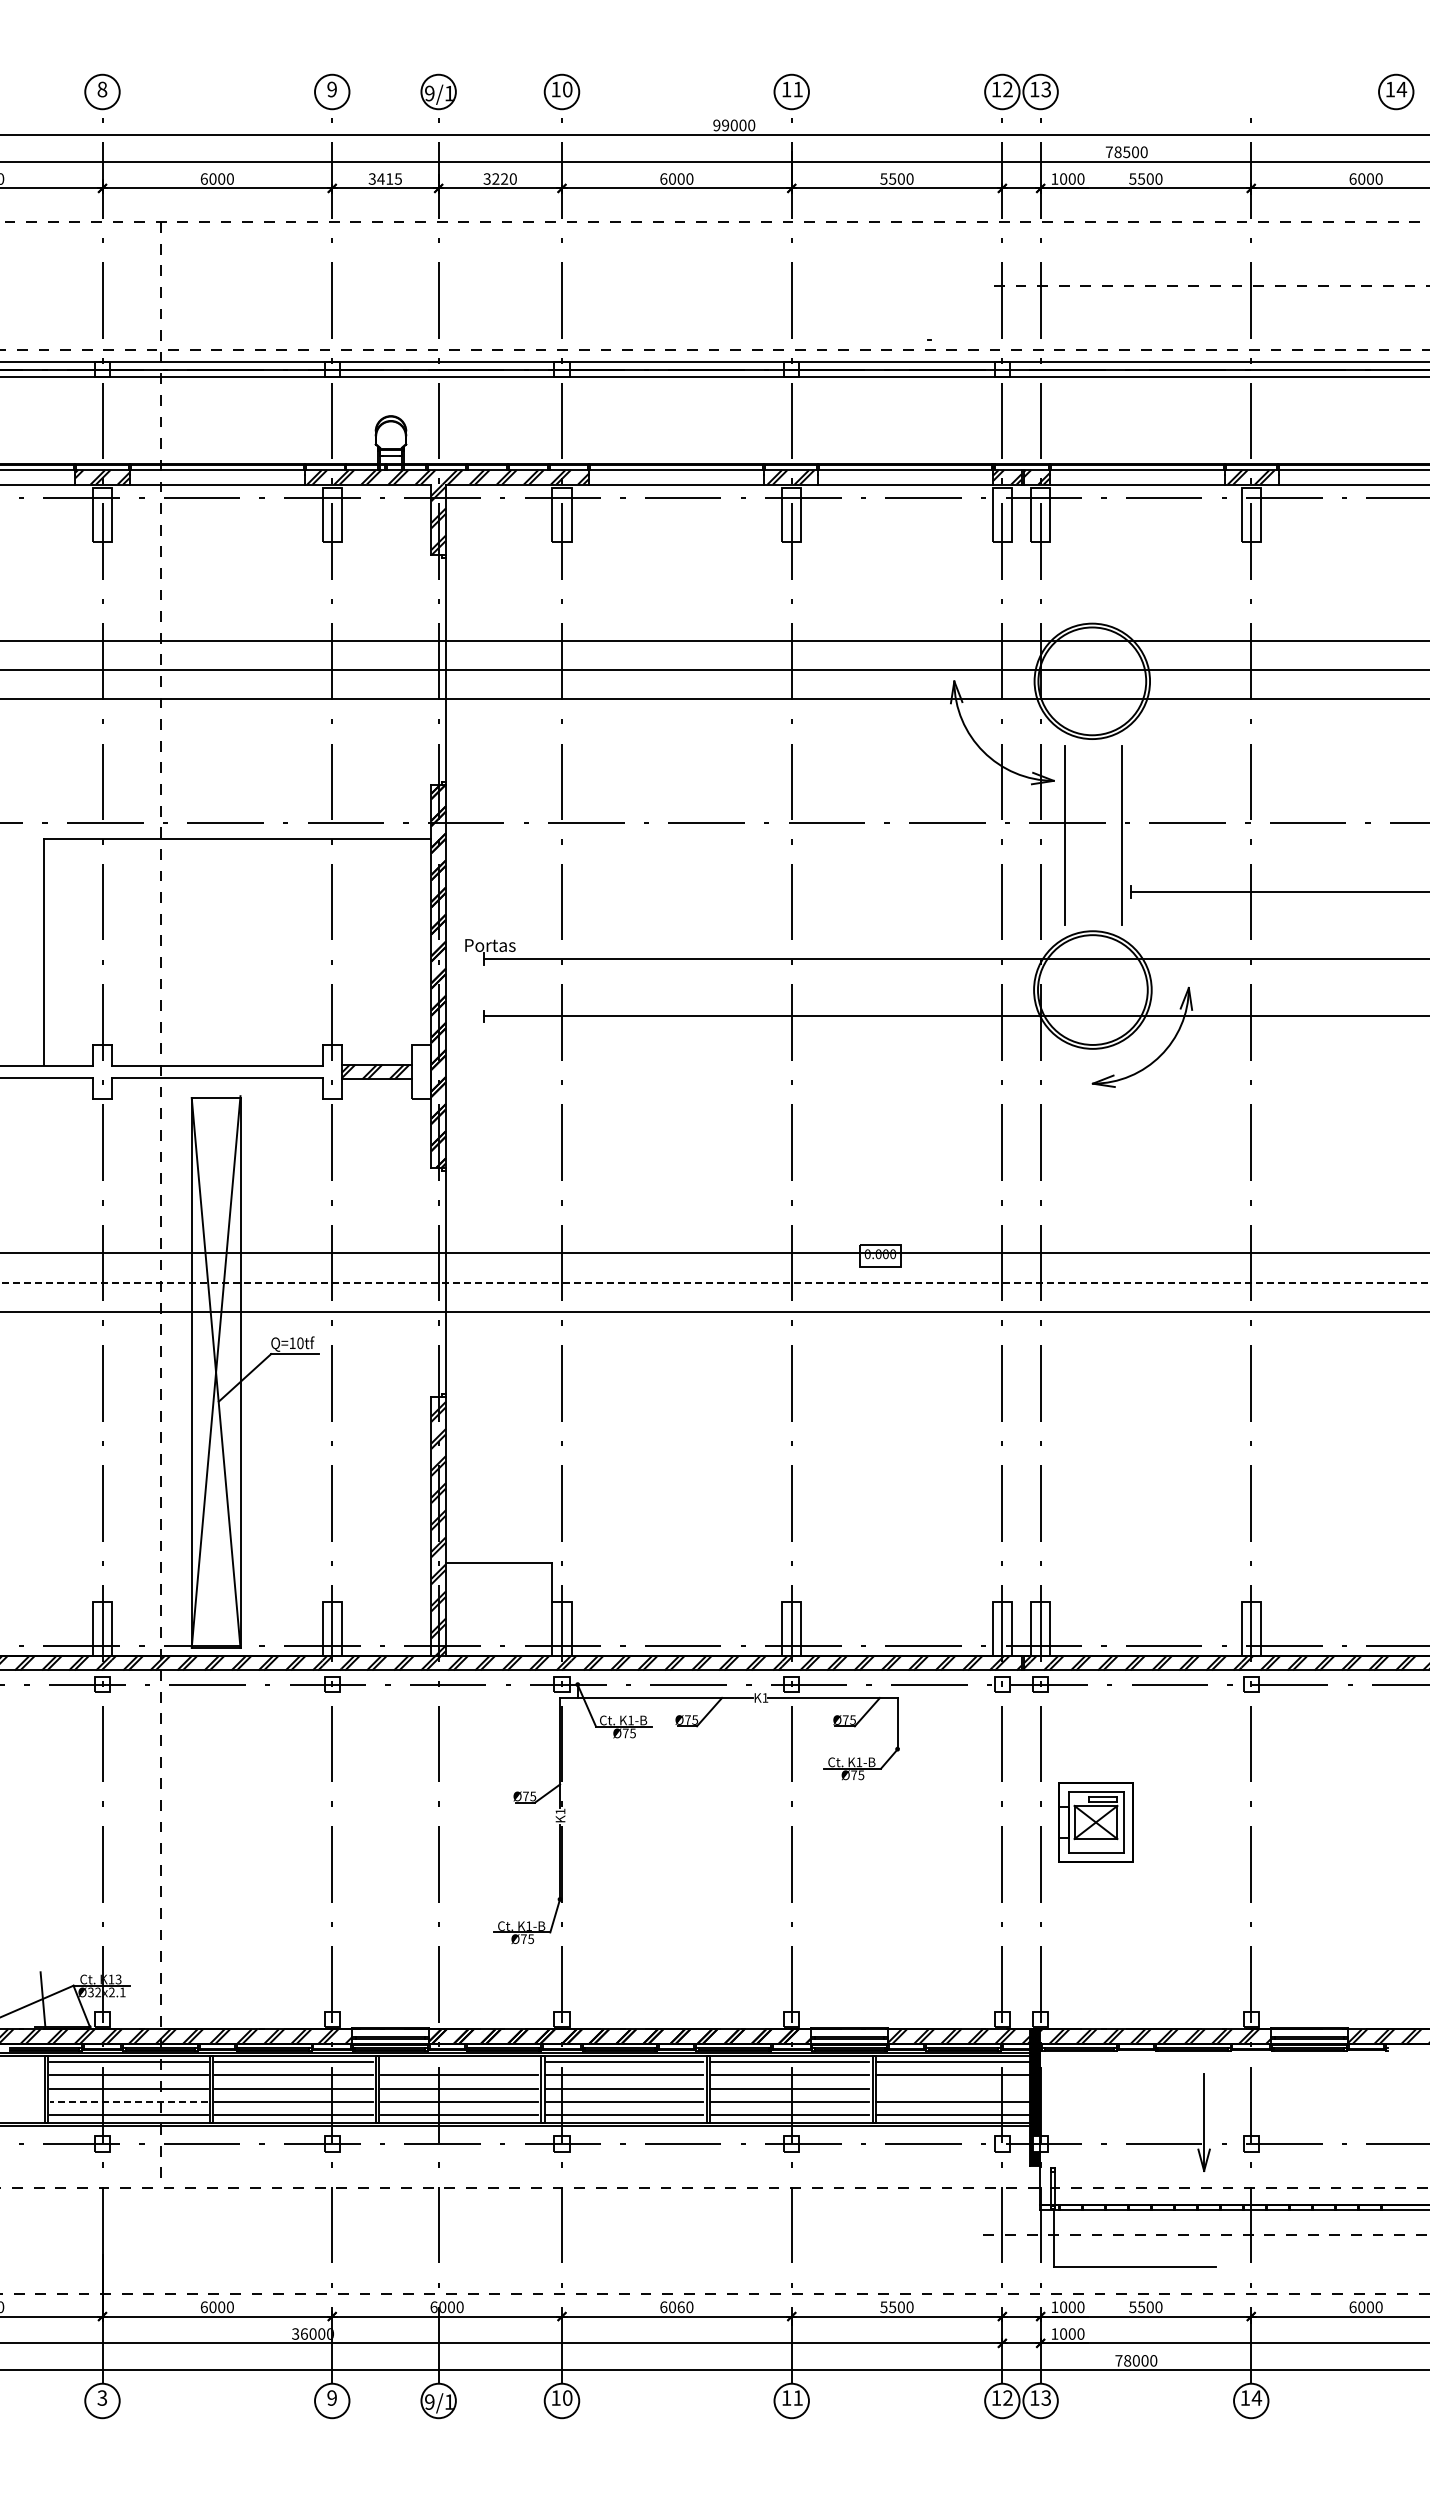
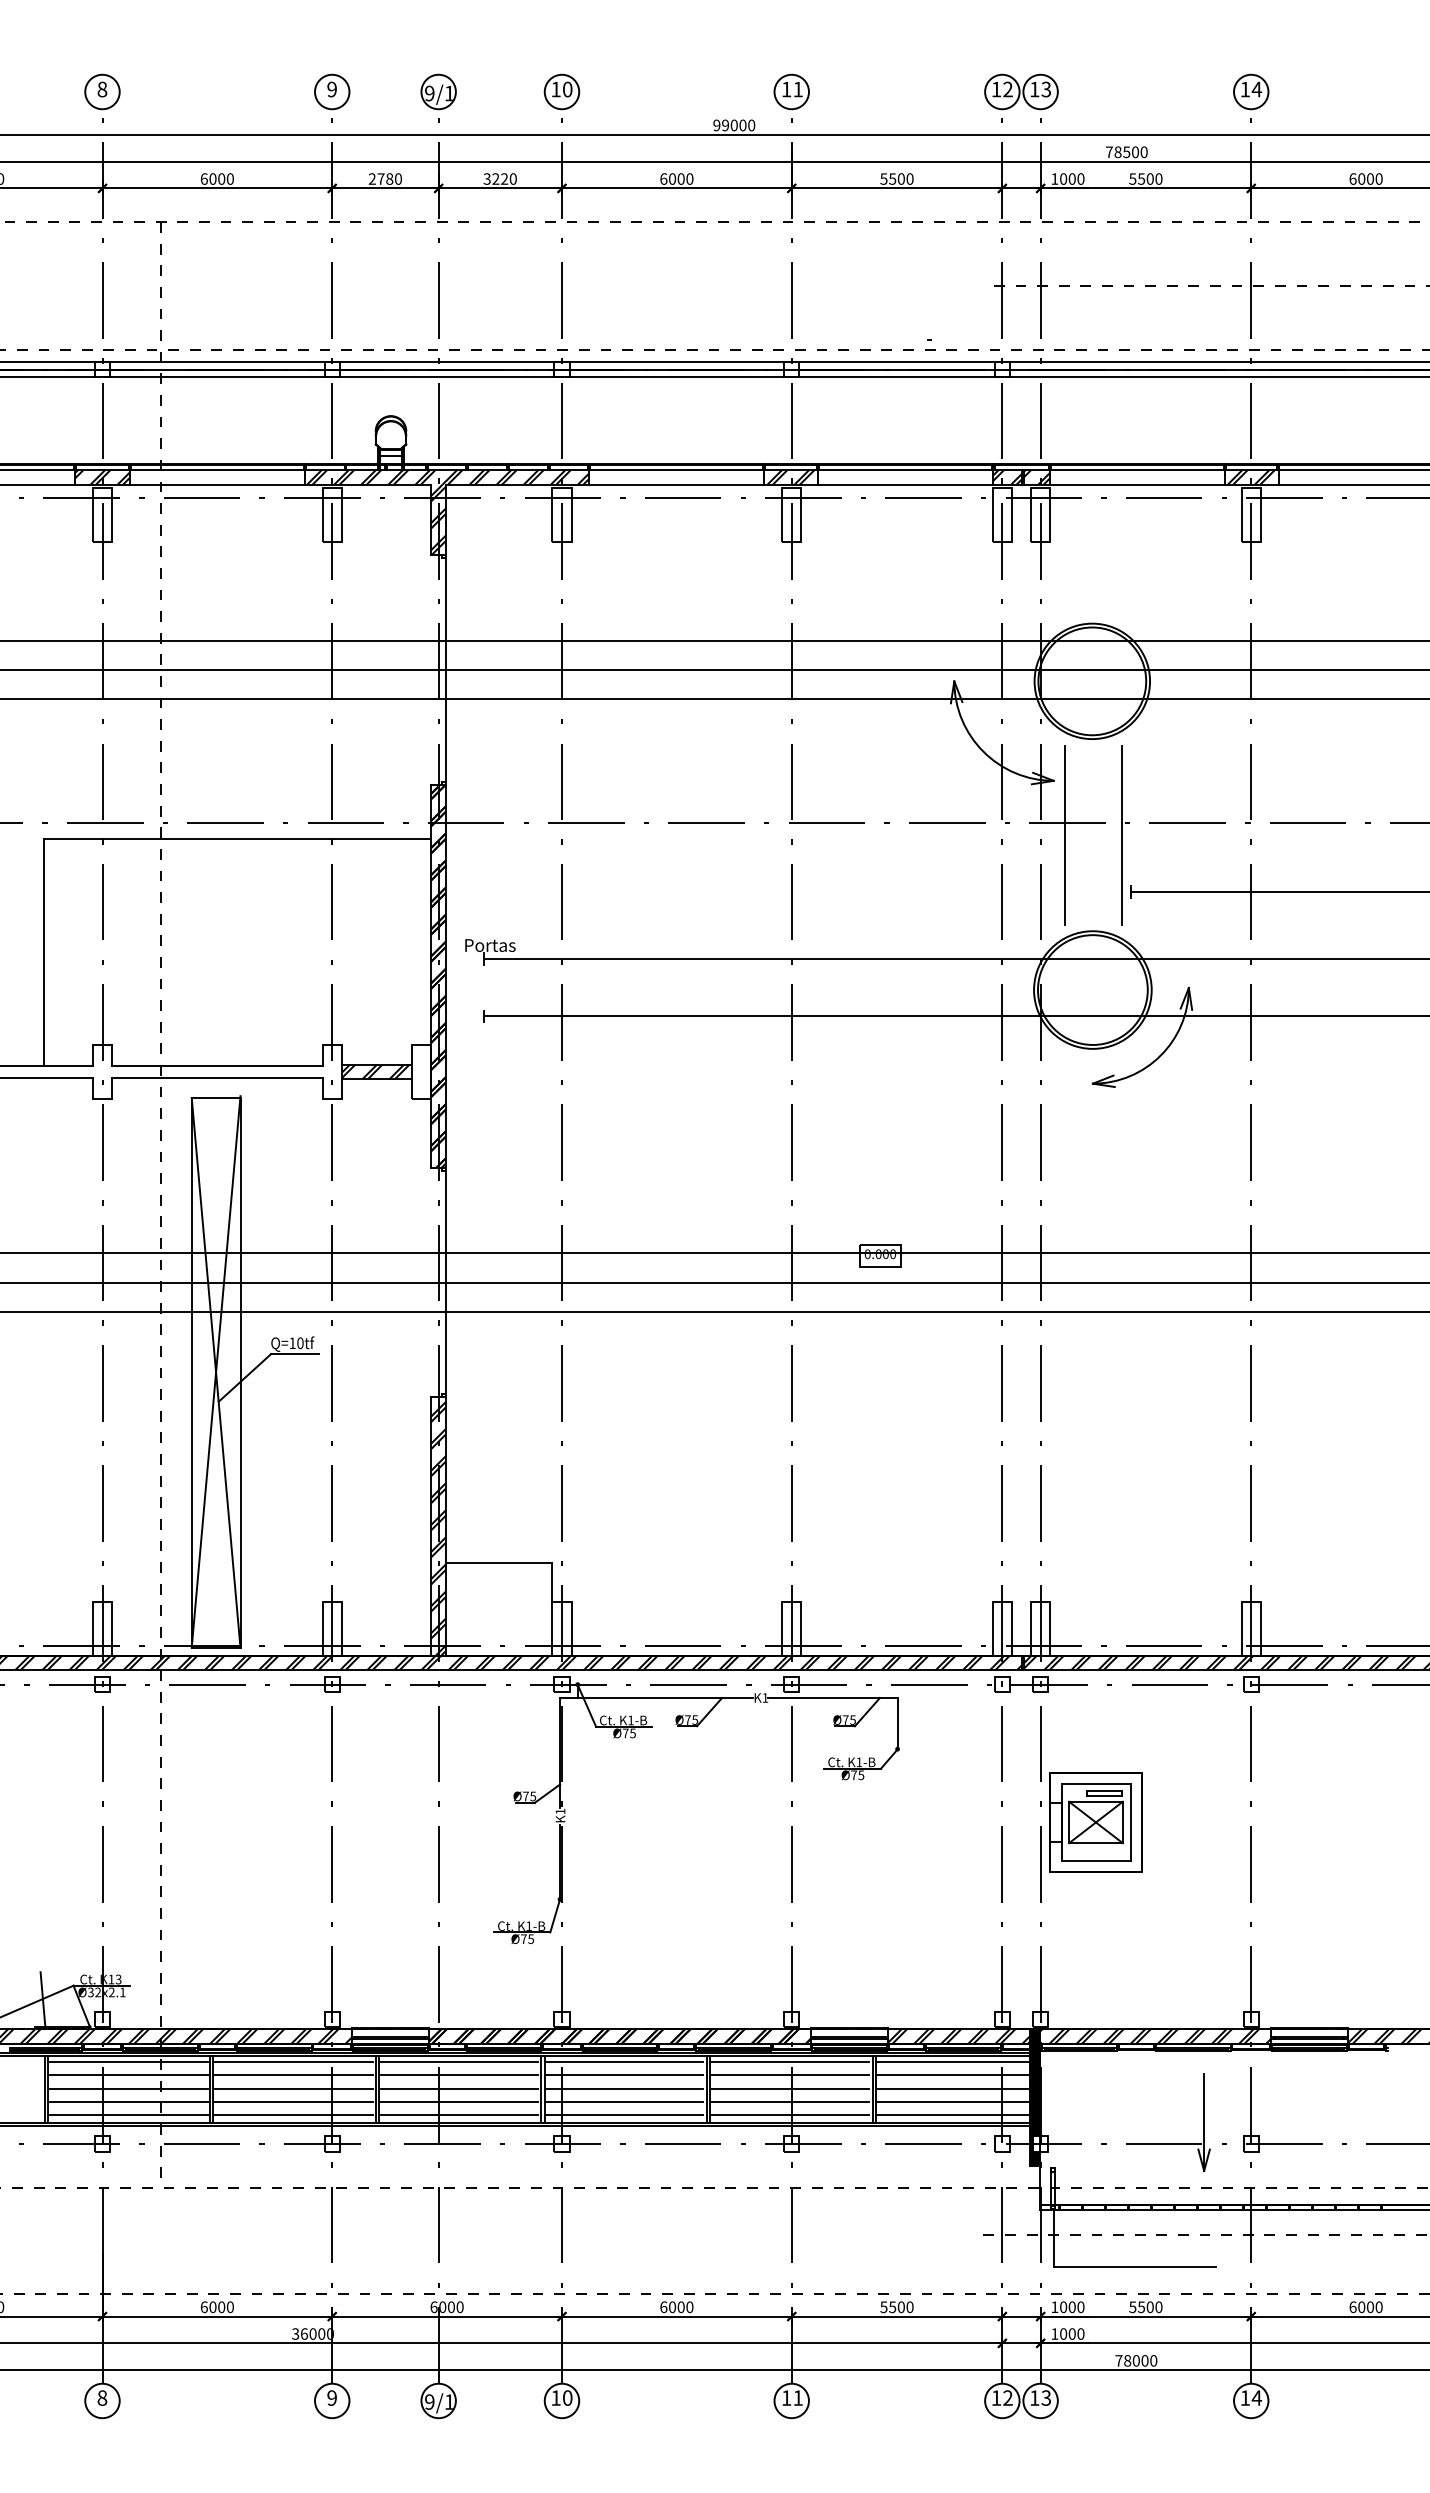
part position: (1396, 91) -> (1251, 91) (1251, 91)
text: 3415 -> 2780 (384, 178)
line: dashed -> solid (715, 1282)
part size: 76x81 px -> 94x101 px (1095, 1822)
line: none -> present (459, 2062)
line: none -> present (954, 2088)
line: dashed -> solid (128, 2101)
text: 6060 -> 6000 (680, 2306)
text: 3 -> 8 (102, 2397)
